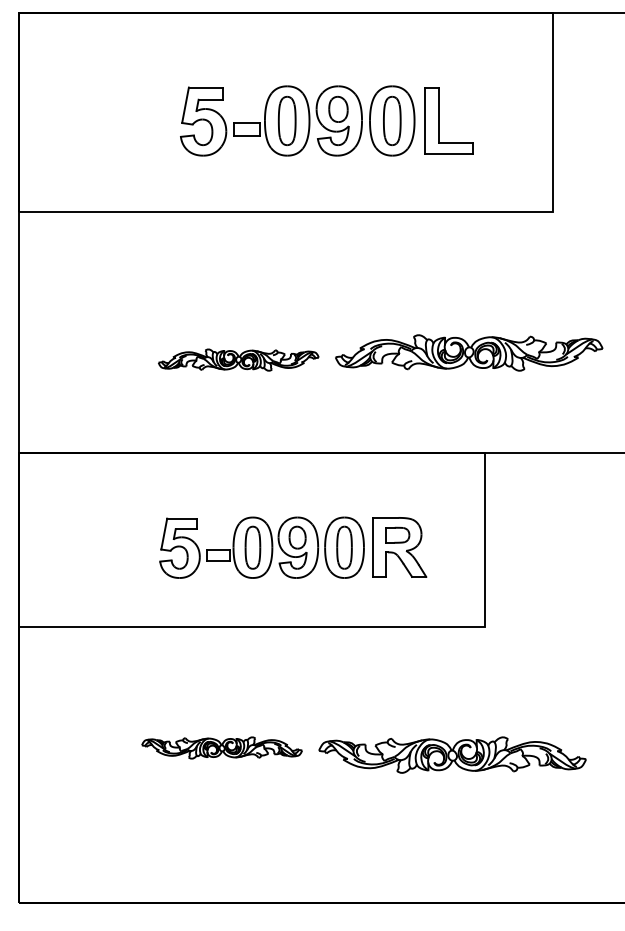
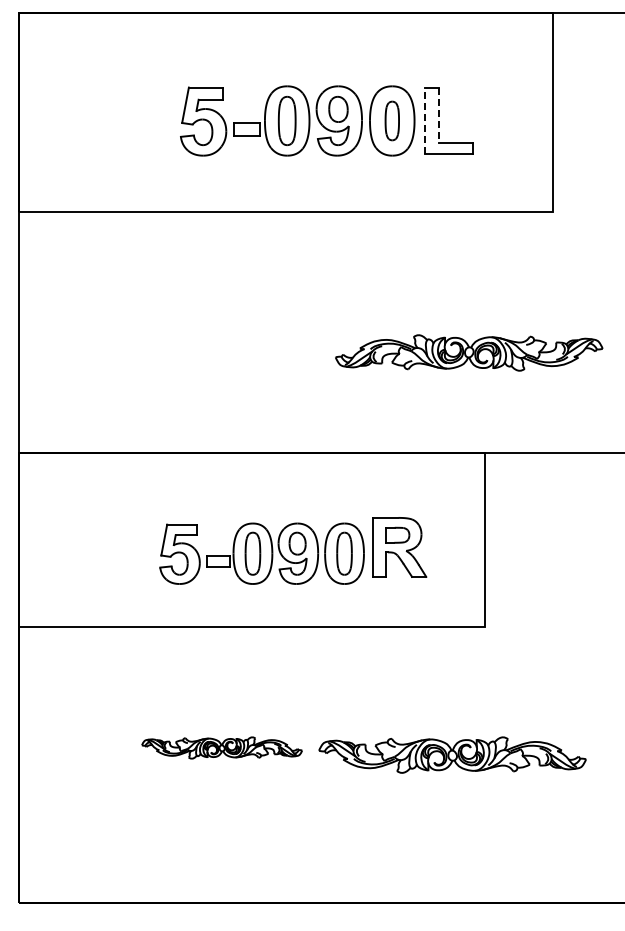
line: solid -> dashed (439, 115)
part size: 19x50 px -> 16x42 px (391, 120)
line: solid -> dashed (425, 120)
part: present -> none (238, 359)
part position: (261, 547) -> (261, 553) (261, 553)
